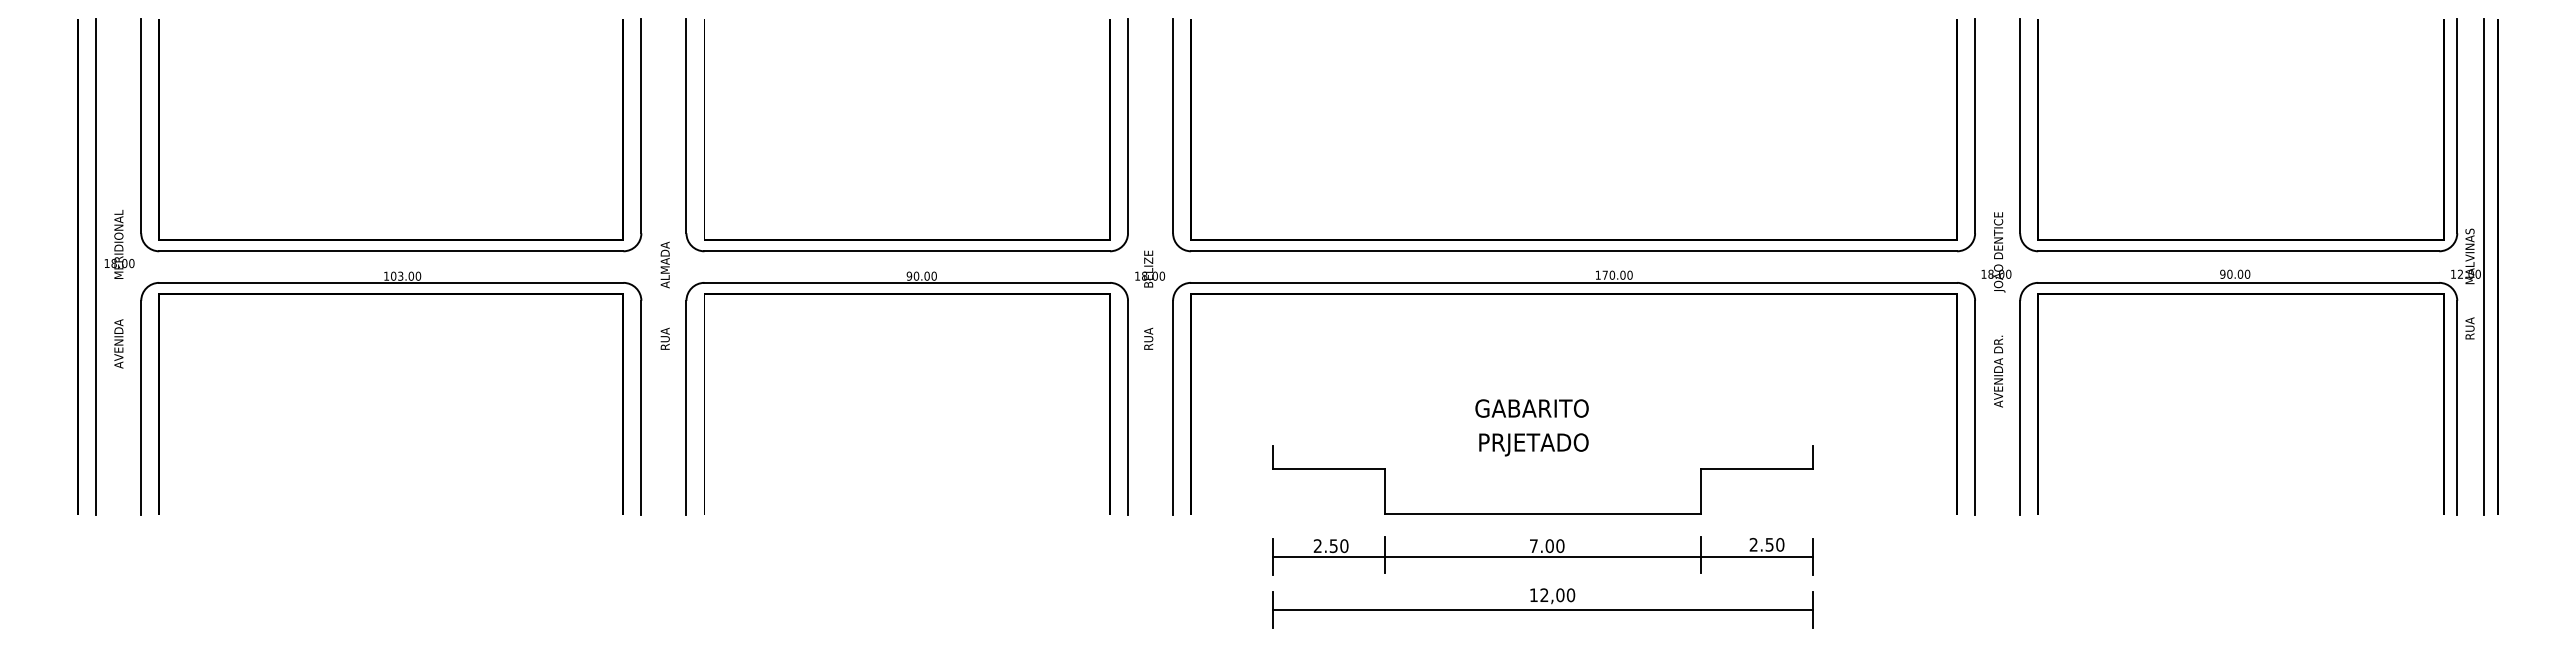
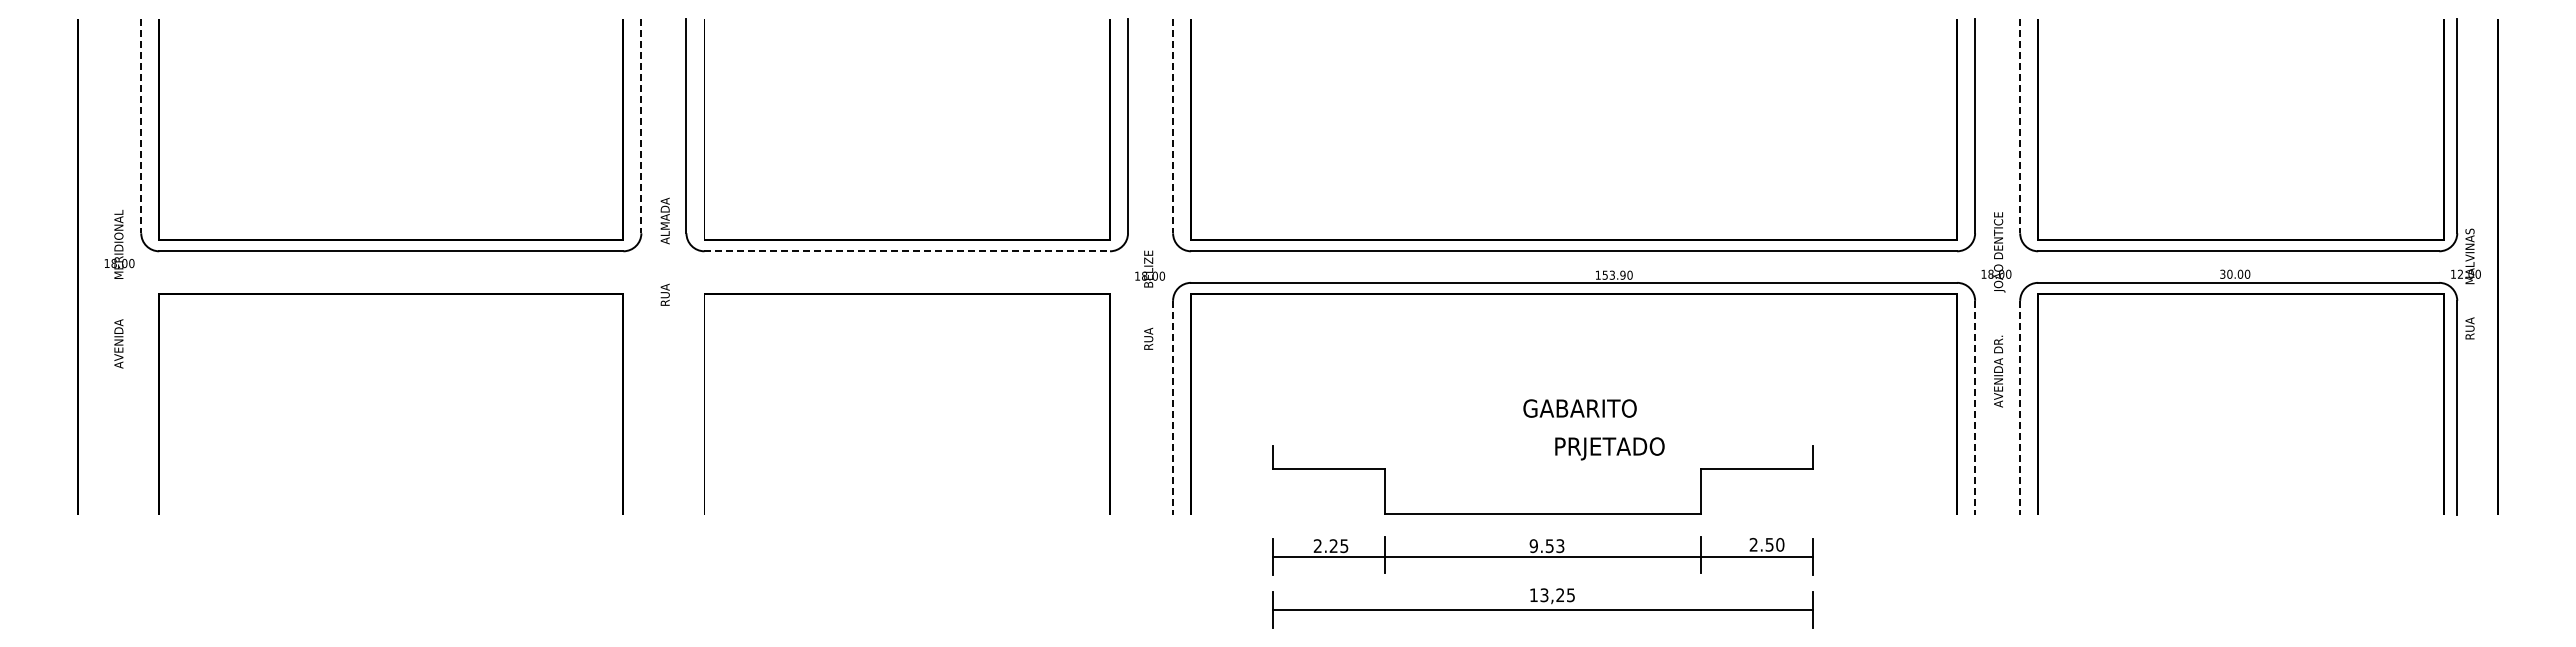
line: solid -> dashed (141, 126)
line: solid -> dashed (641, 126)
line: solid -> dashed (1173, 126)
line: solid -> dashed (2020, 126)
line: solid -> dashed (907, 251)
line: present -> none (96, 266)
line: present -> none (2484, 266)
text: 90.00 -> 30.00 (2222, 273)
text: 170.00 -> 153.90 (1613, 274)
part: present -> none (391, 283)
part: present -> none (906, 283)
text position: (664, 295) -> (664, 251) (664, 251)
line: solid -> dashed (1173, 408)
text position: (1531, 408) -> (1579, 408) (1579, 408)
line: solid -> dashed (1975, 408)
line: solid -> dashed (2020, 408)
text position: (1533, 444) -> (1609, 448) (1609, 448)
text: 2.50 -> 2.25 (1338, 546)
text: 7.00 -> 9.53 (1546, 546)
text: 12,00 -> 13,25 (1557, 595)
